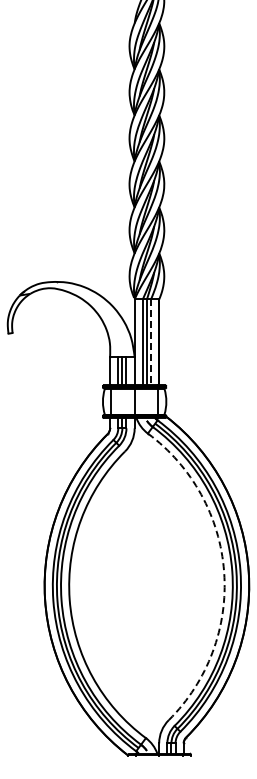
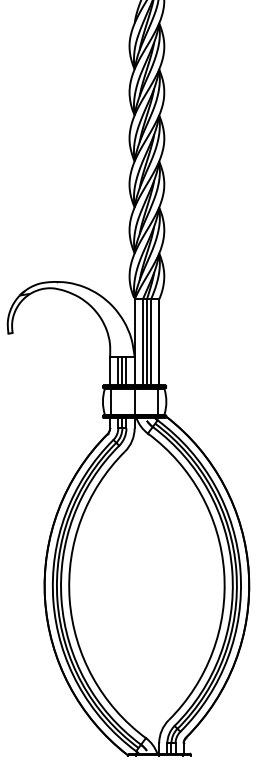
line: dashed -> solid (151, 343)
arc: dashed -> solid (224, 572)
